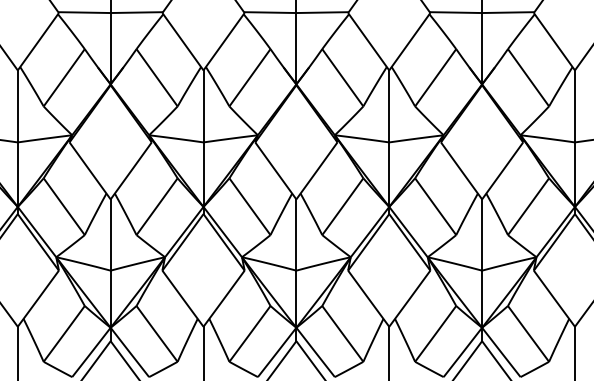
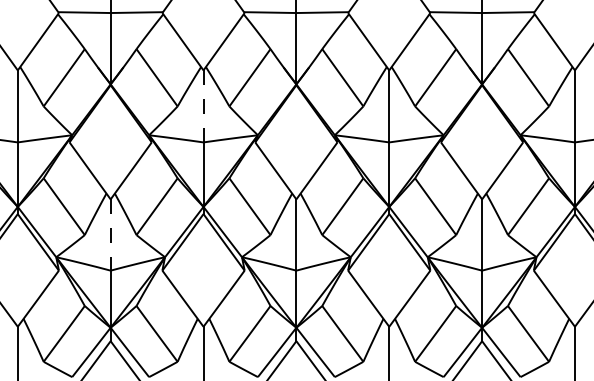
line: solid -> dashed (203, 106)
line: solid -> dashed (110, 235)
